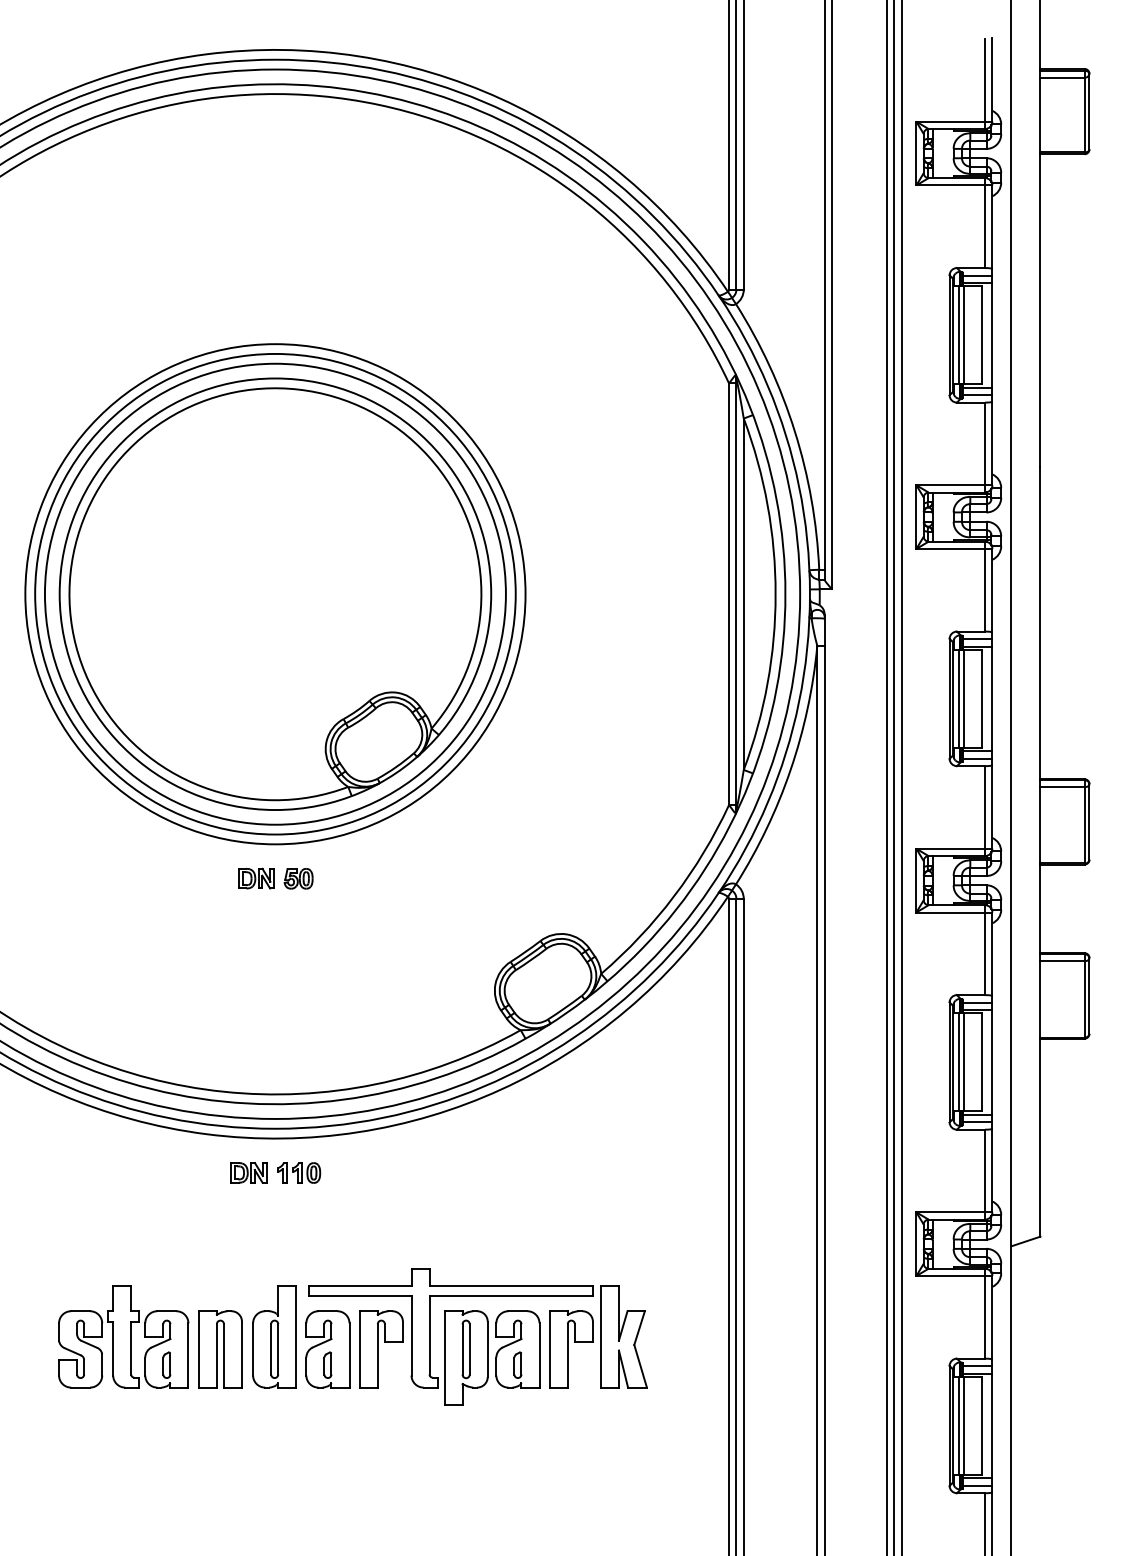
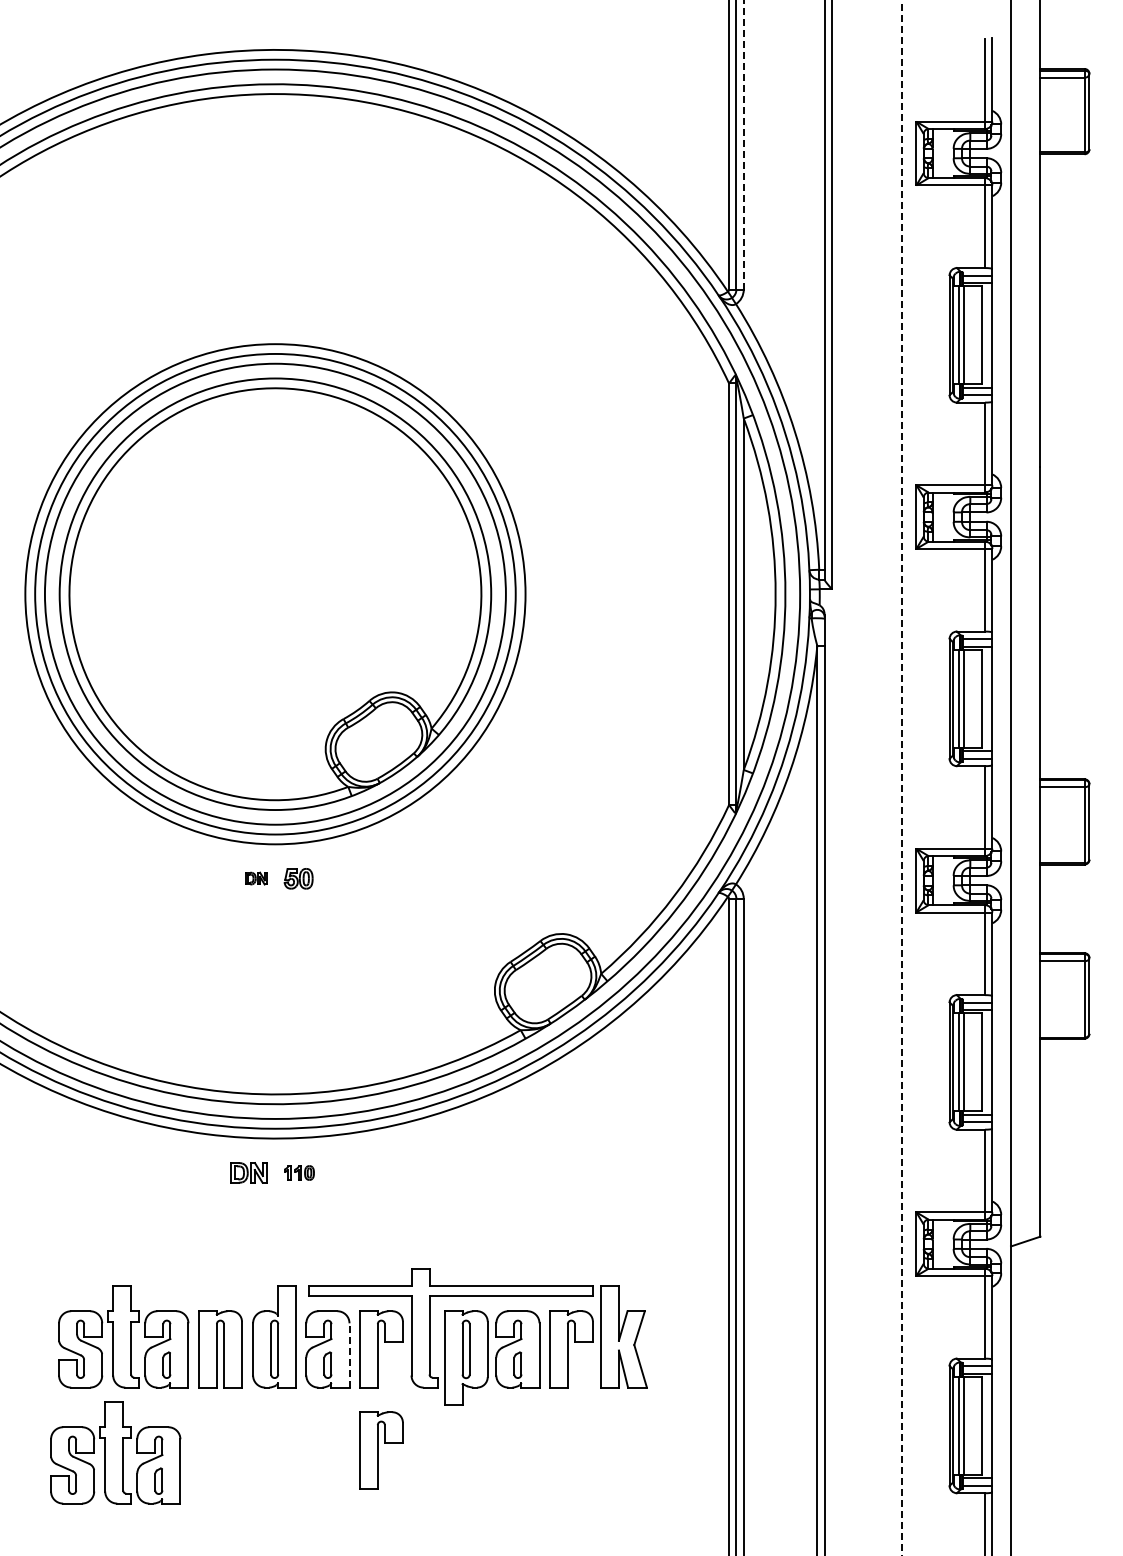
line: solid -> dashed (743, 144)
line: present -> none (886, 777)
line: present -> none (894, 777)
line: solid -> dashed (901, 778)
part size: 37x23 px -> 23x15 px (256, 878)
part size: 45x22 px -> 31x16 px (299, 1172)
line: solid -> dashed (349, 1354)
part: none -> present (381, 1450)
part: none -> present (115, 1452)
